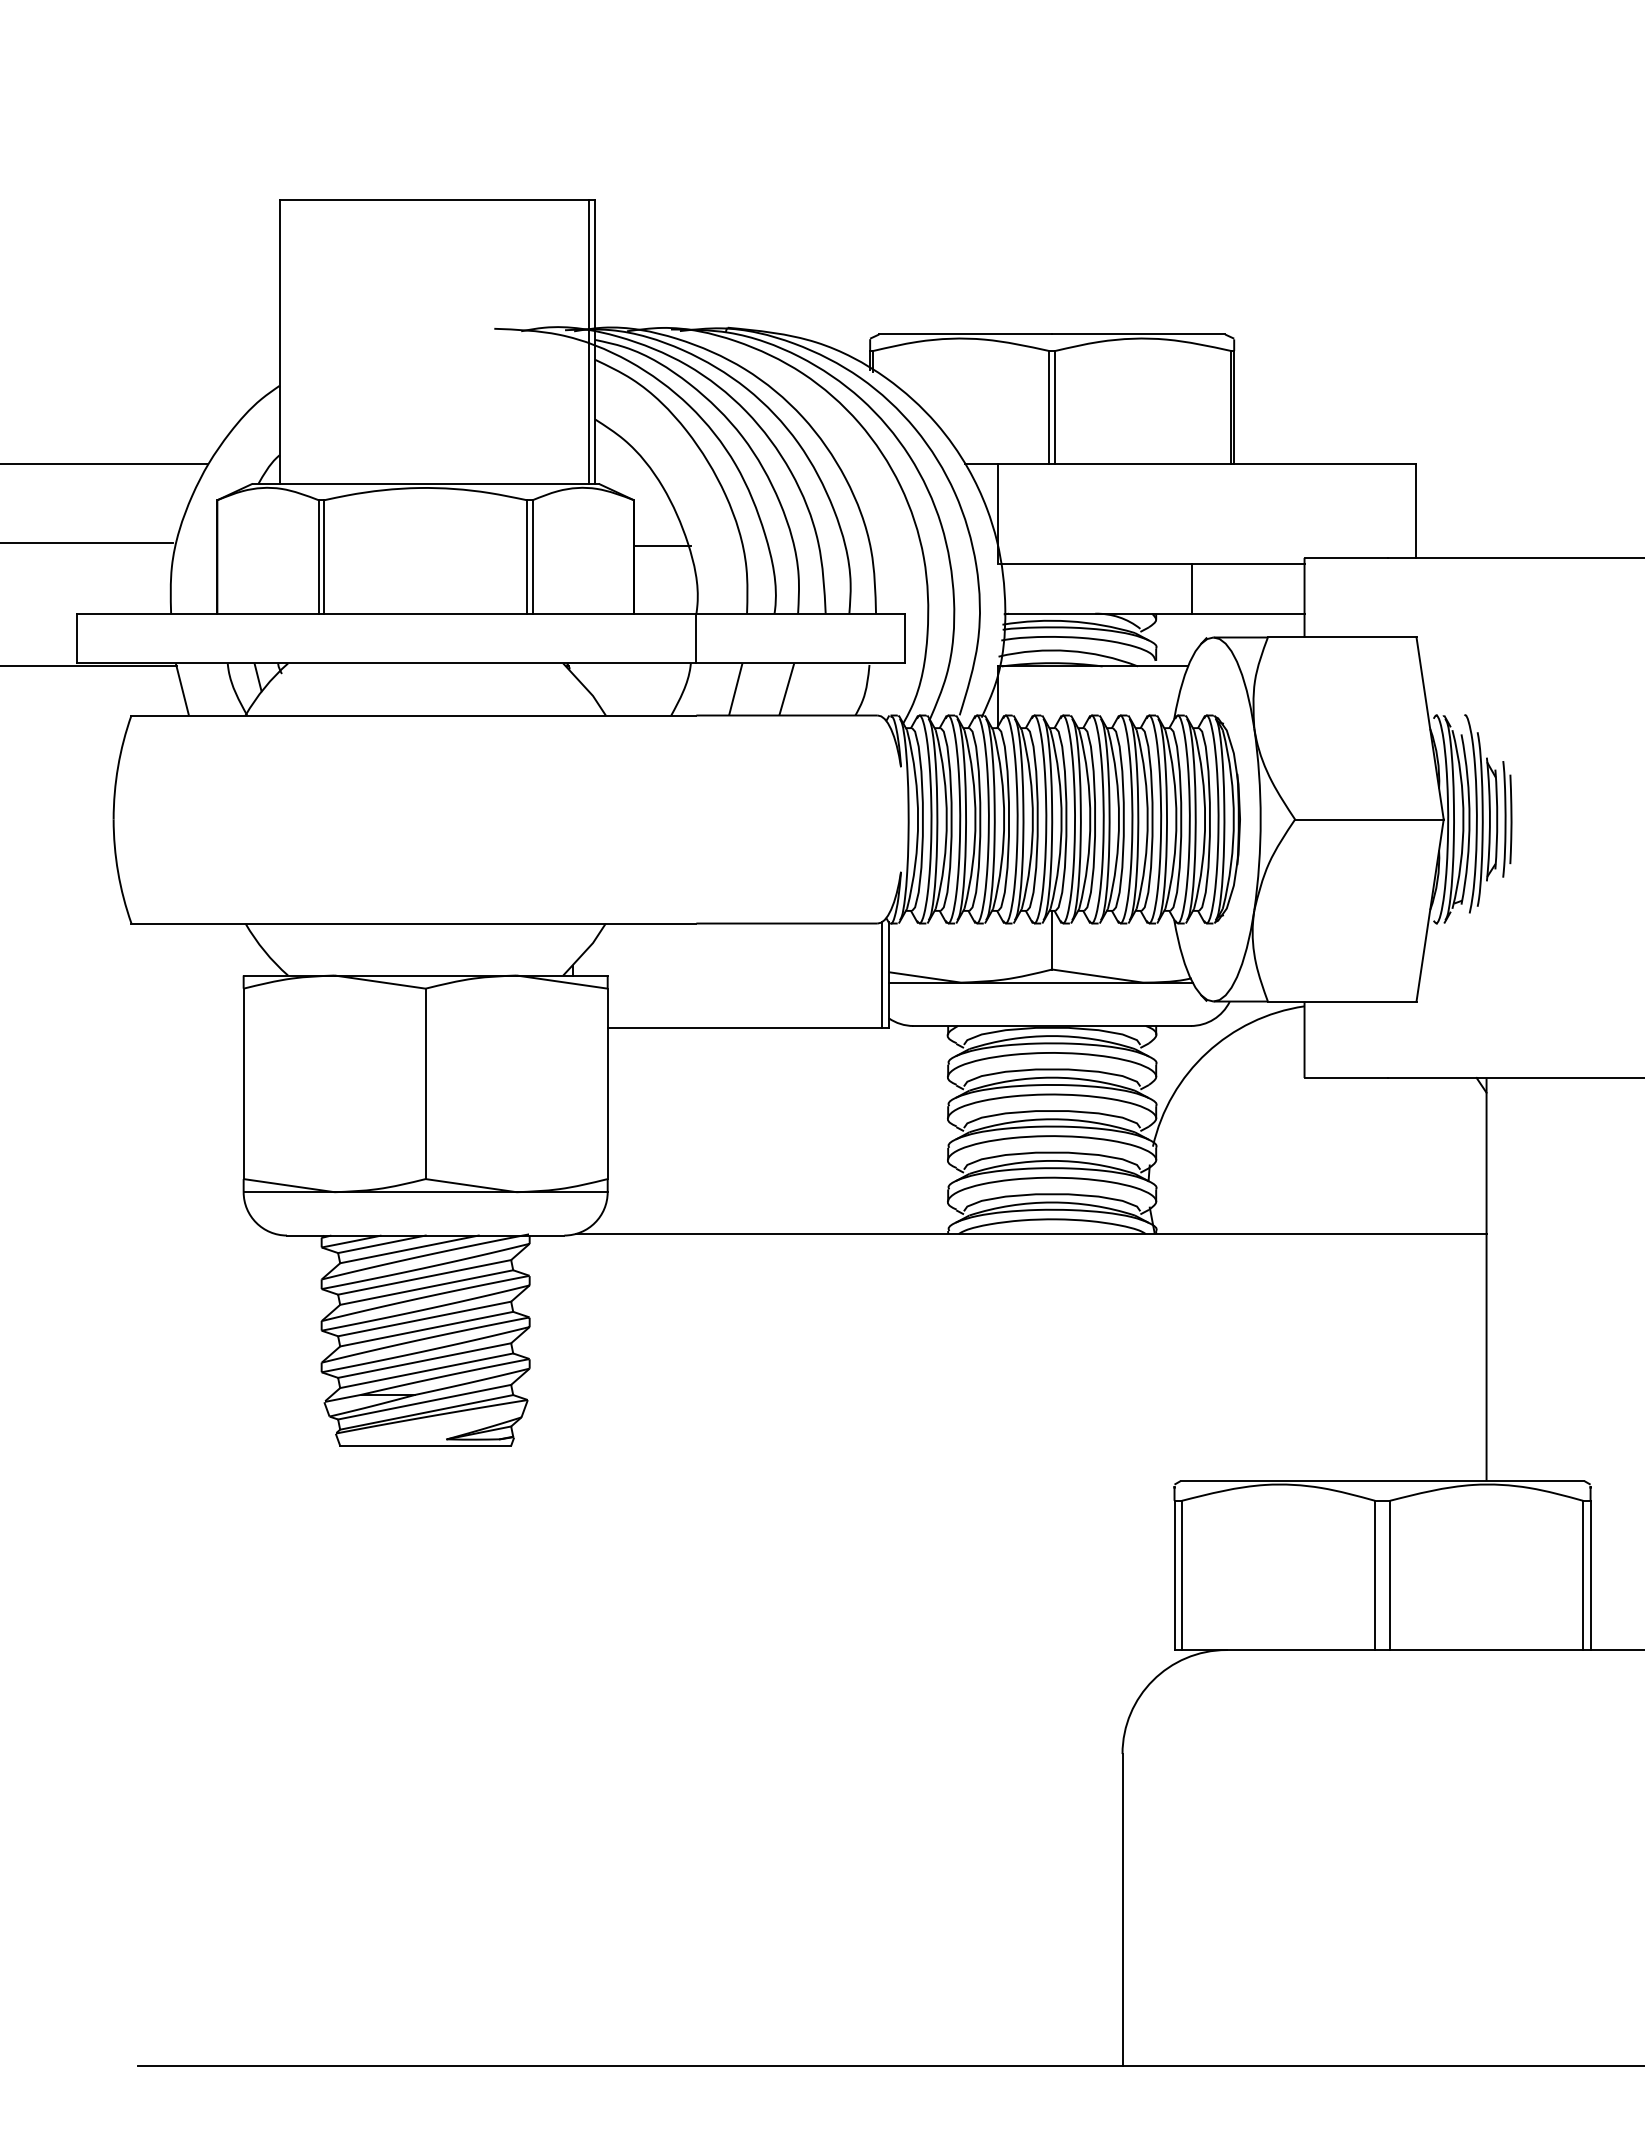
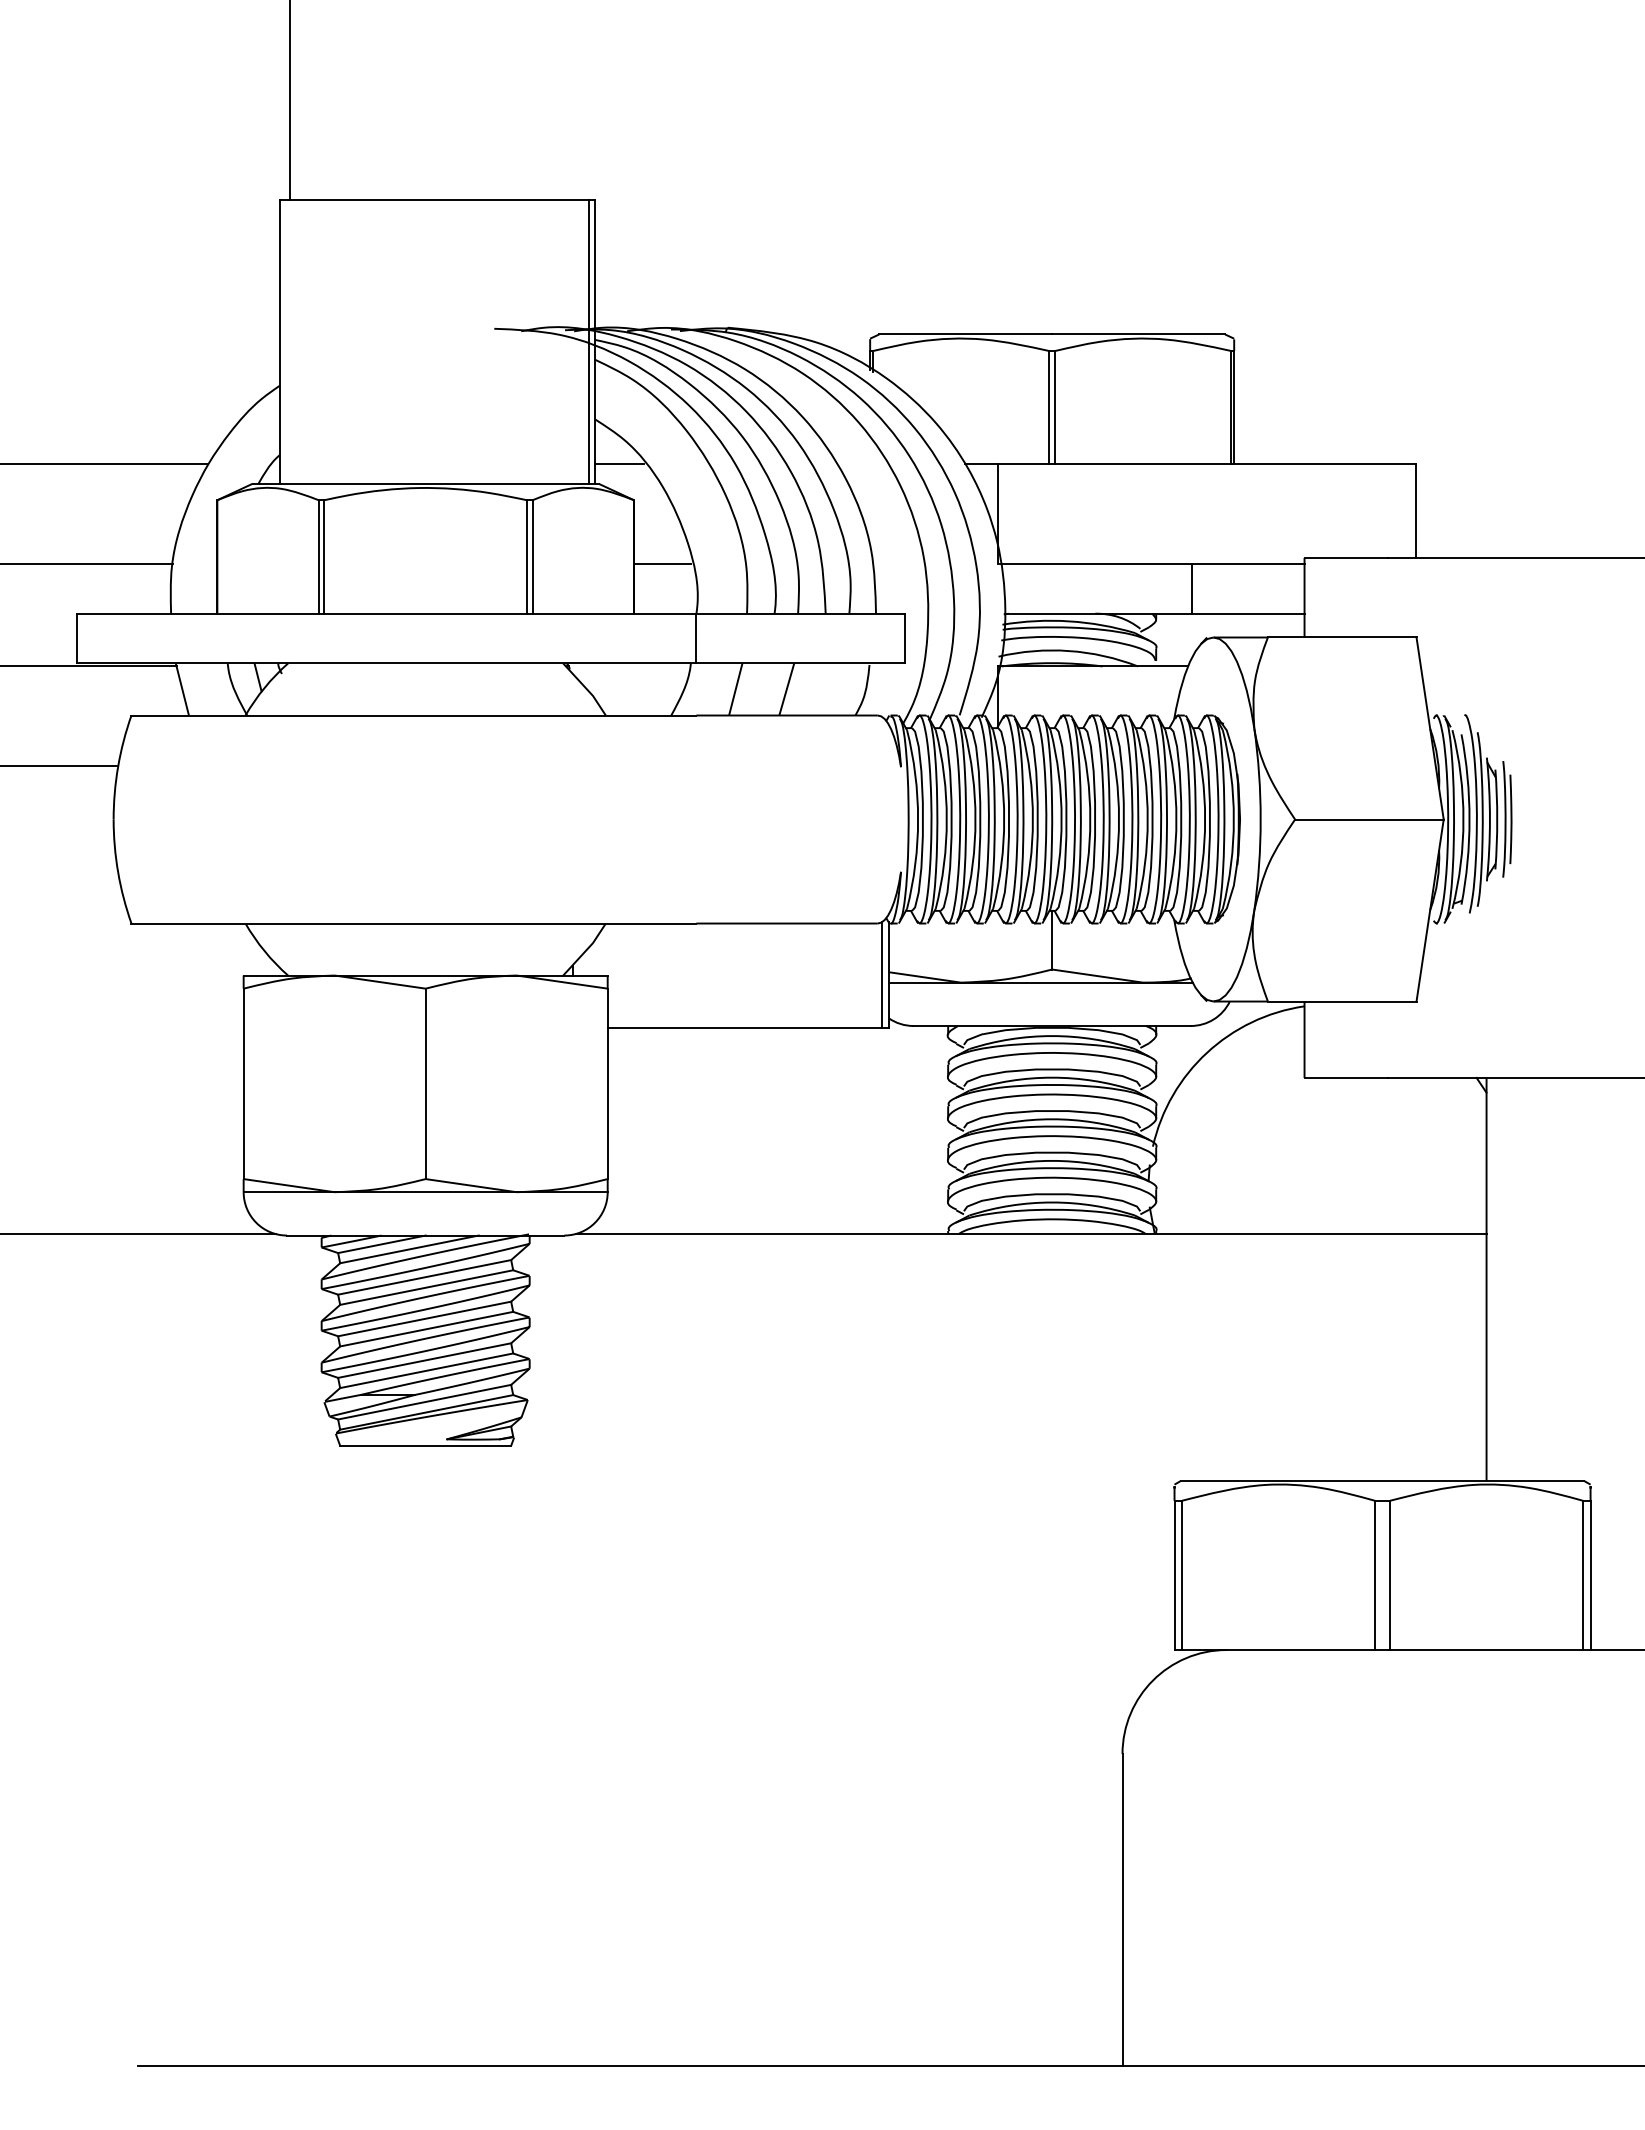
line: none -> present (290, 100)
line: none -> present (619, 464)
line position: (87, 542) -> (87, 563) (87, 563)
line position: (662, 545) -> (662, 563) (662, 563)
line: none -> present (60, 765)
line: none -> present (138, 1234)
